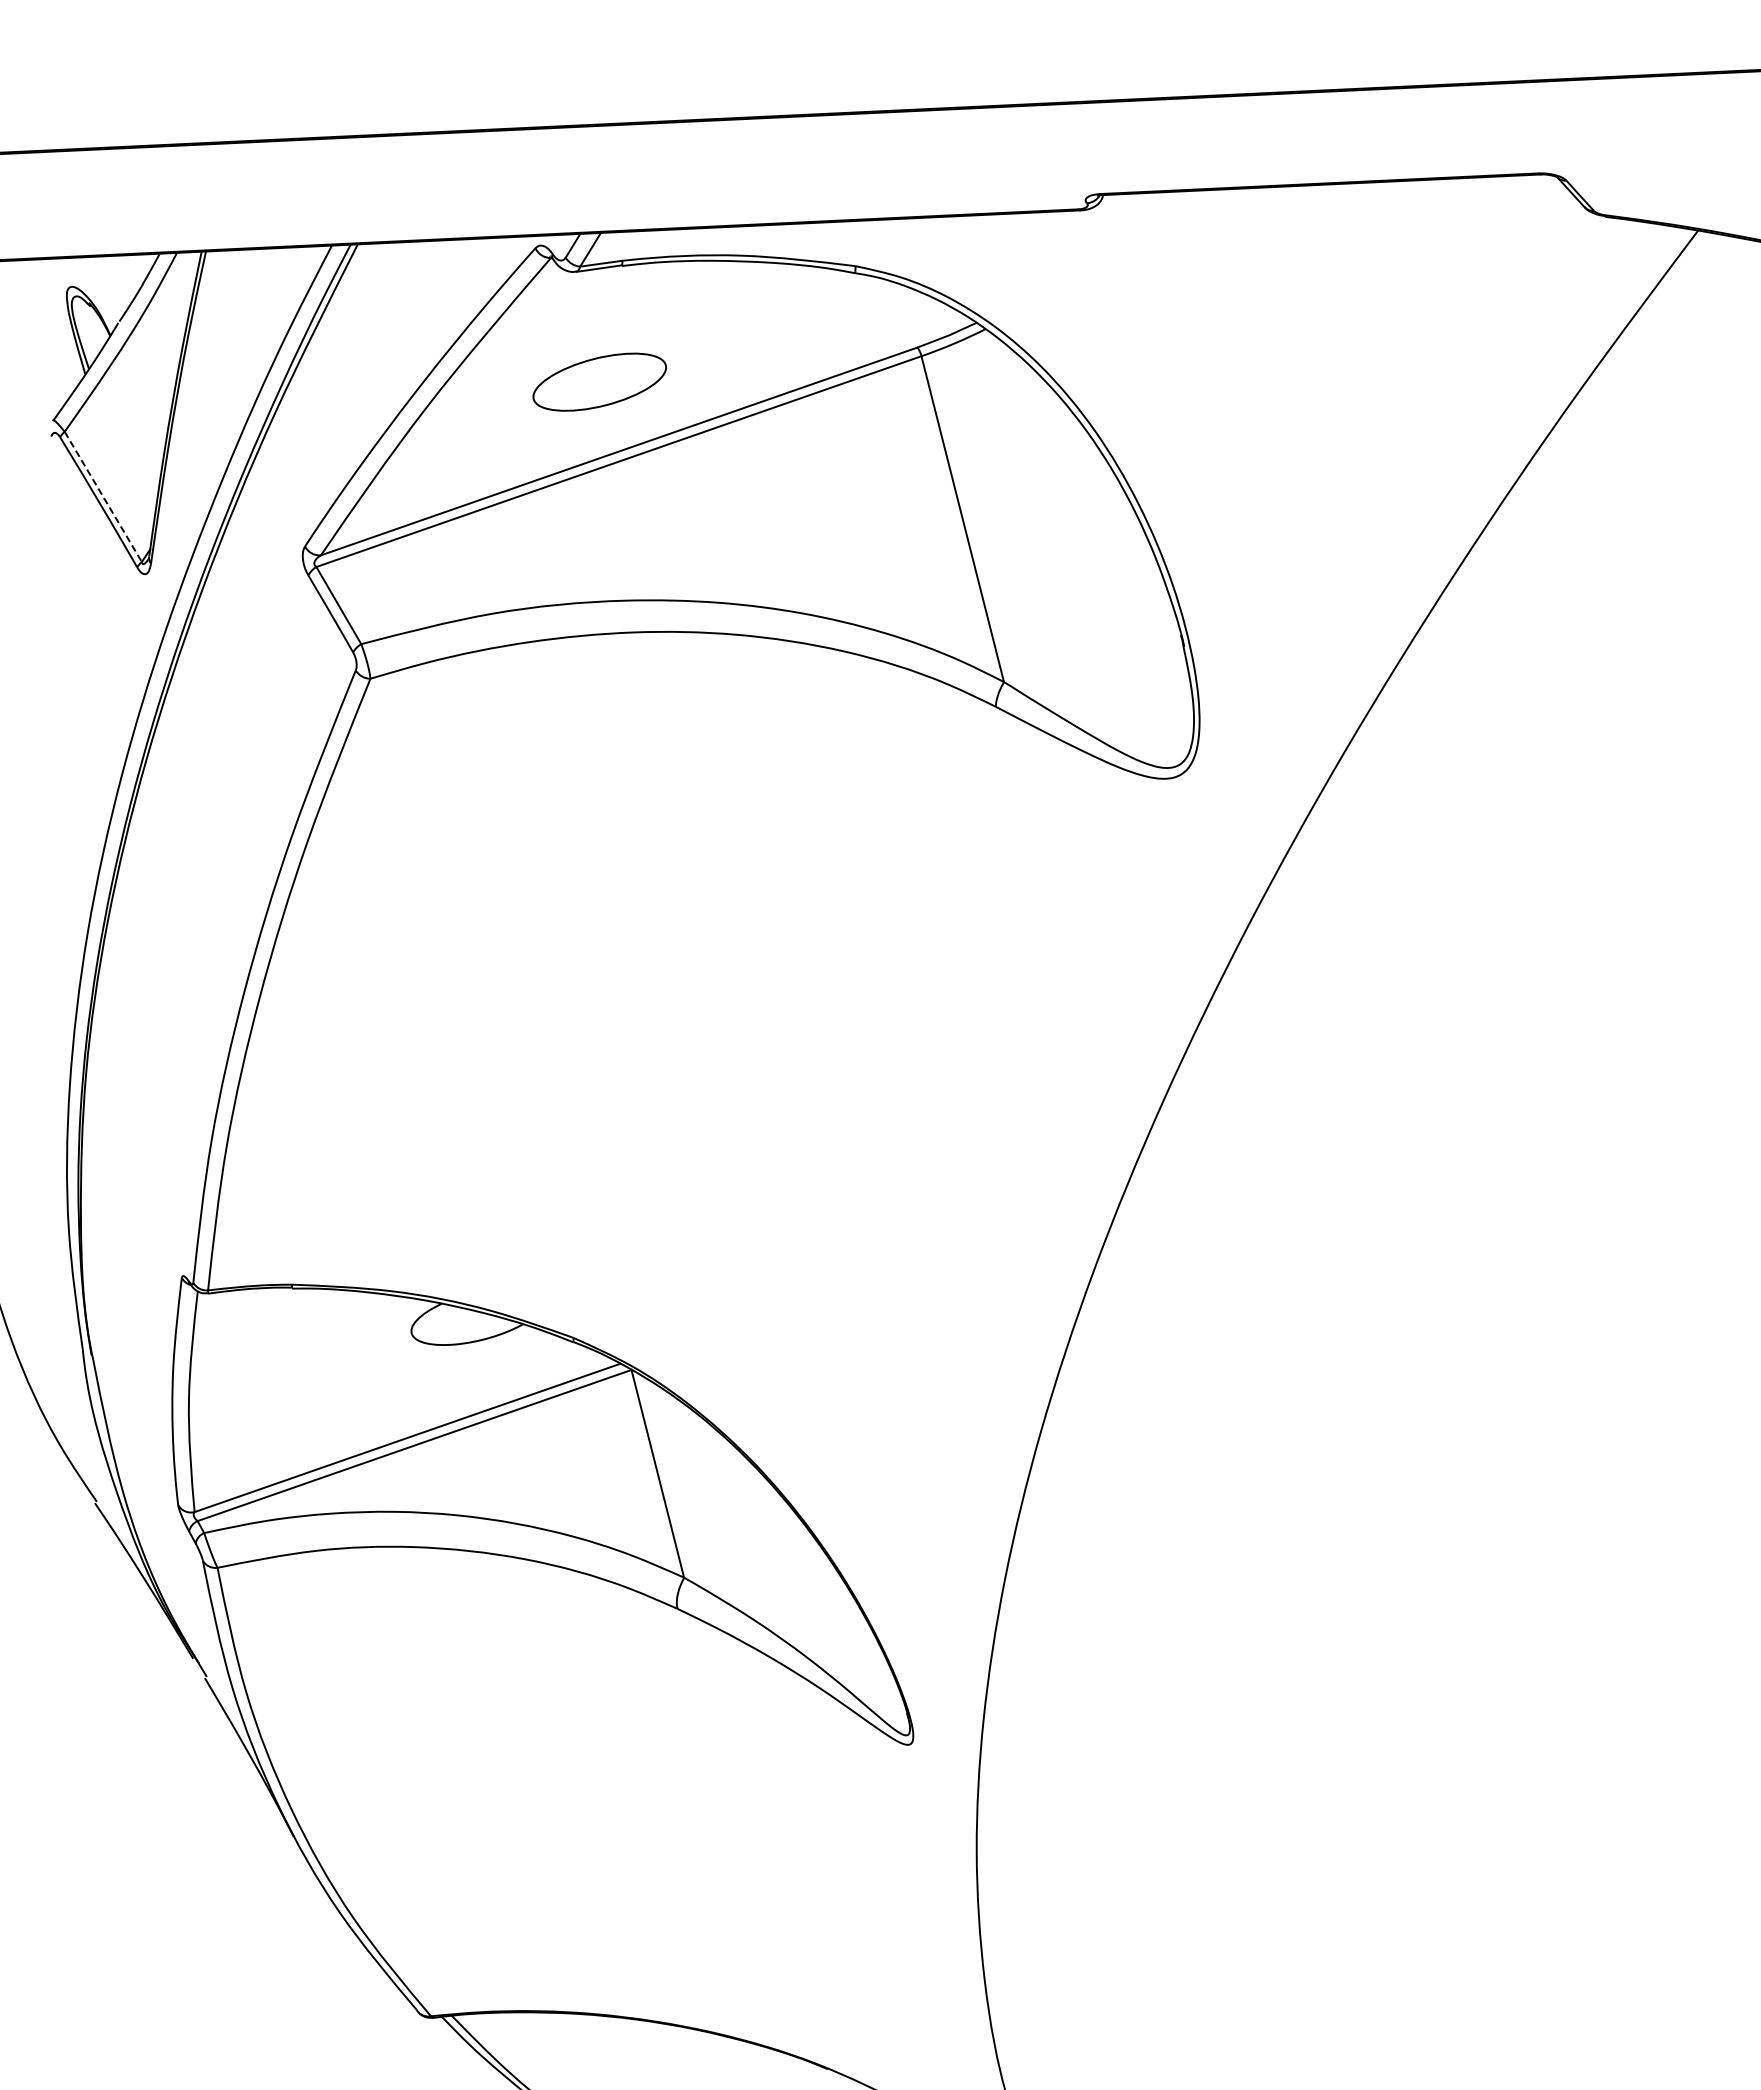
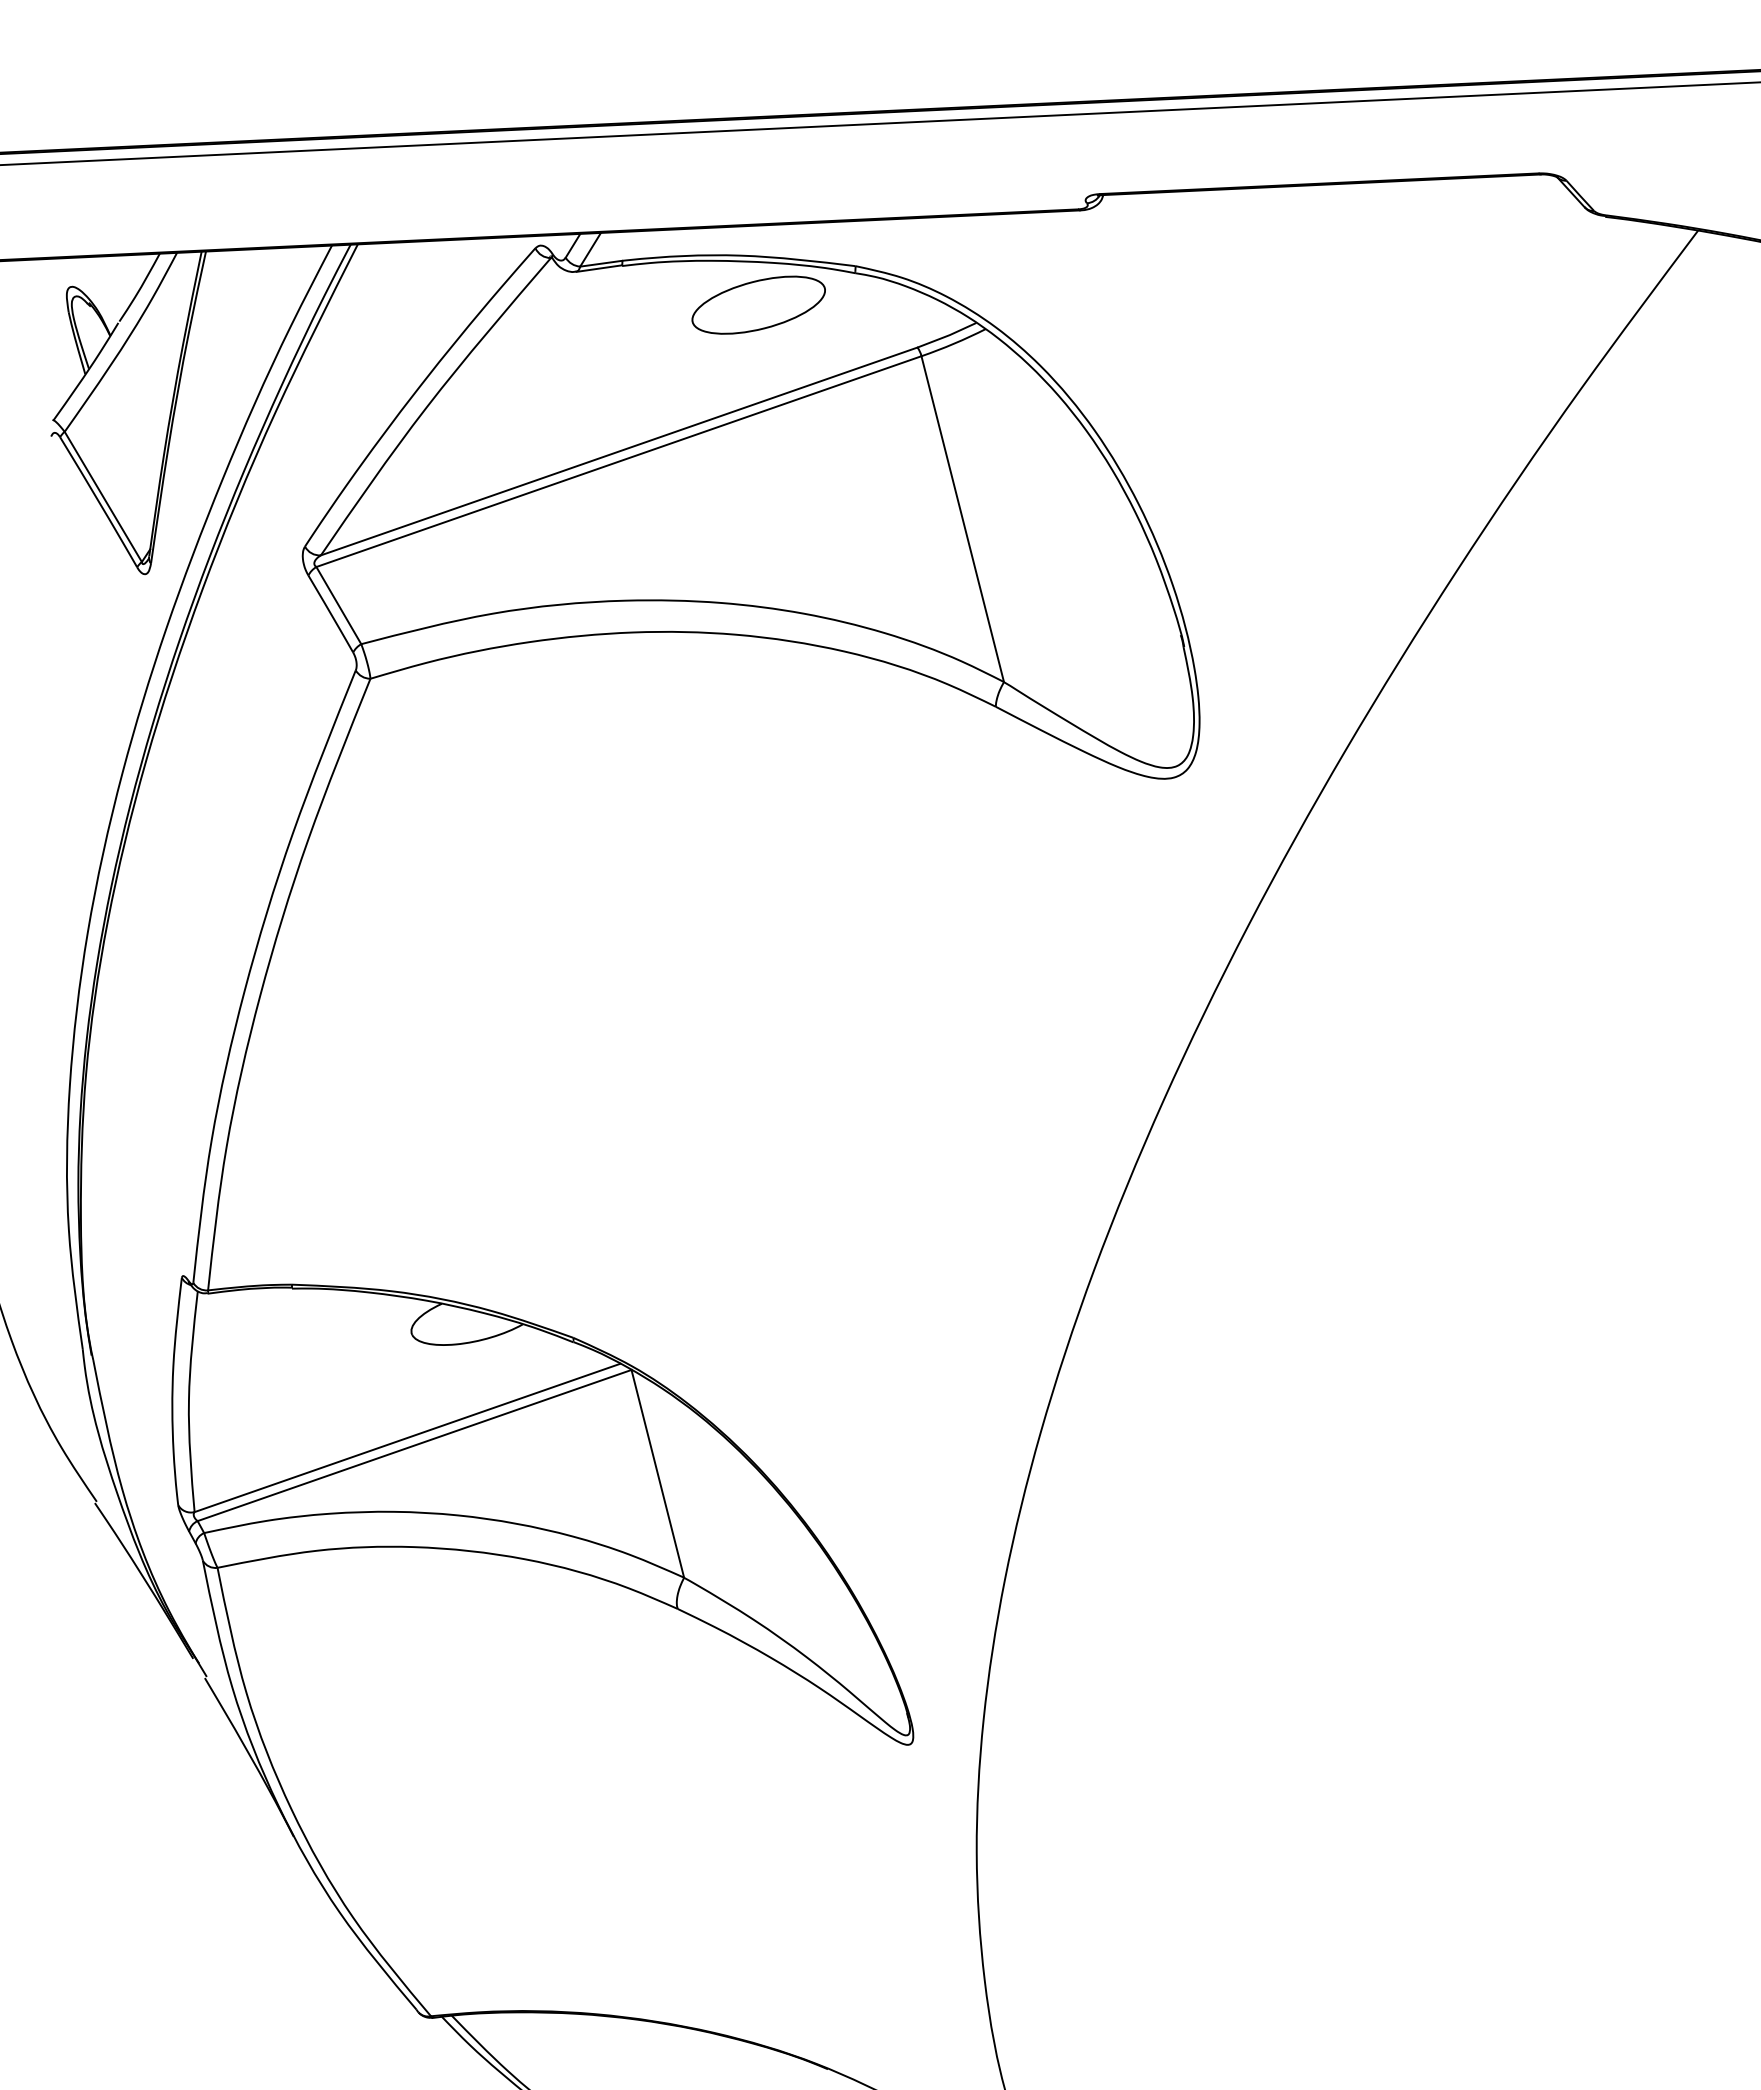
line: none -> present (879, 123)
part position: (599, 381) -> (758, 304) (758, 304)
line: dashed -> solid (103, 496)
